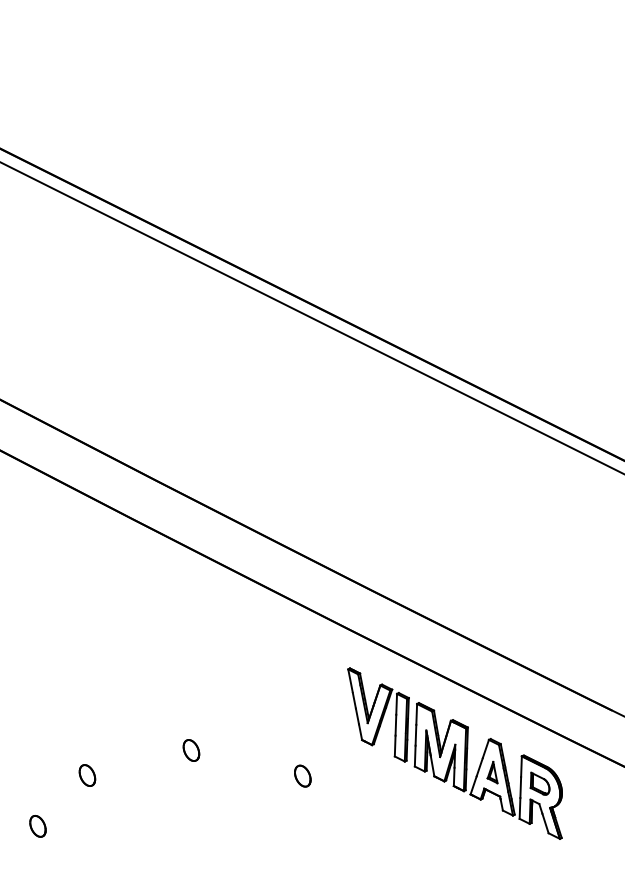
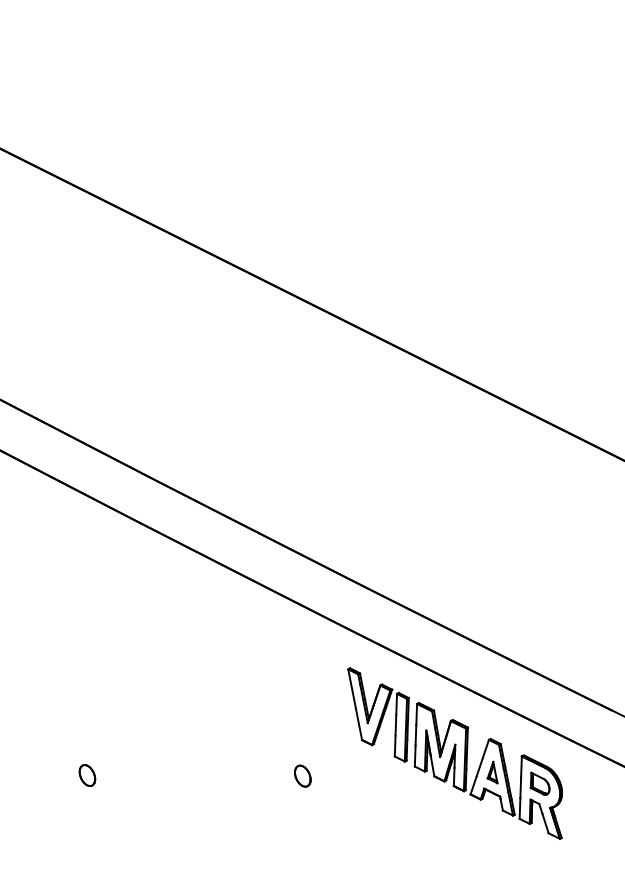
line: present -> none (311, 318)
part: present -> none (191, 750)
part: present -> none (37, 826)
